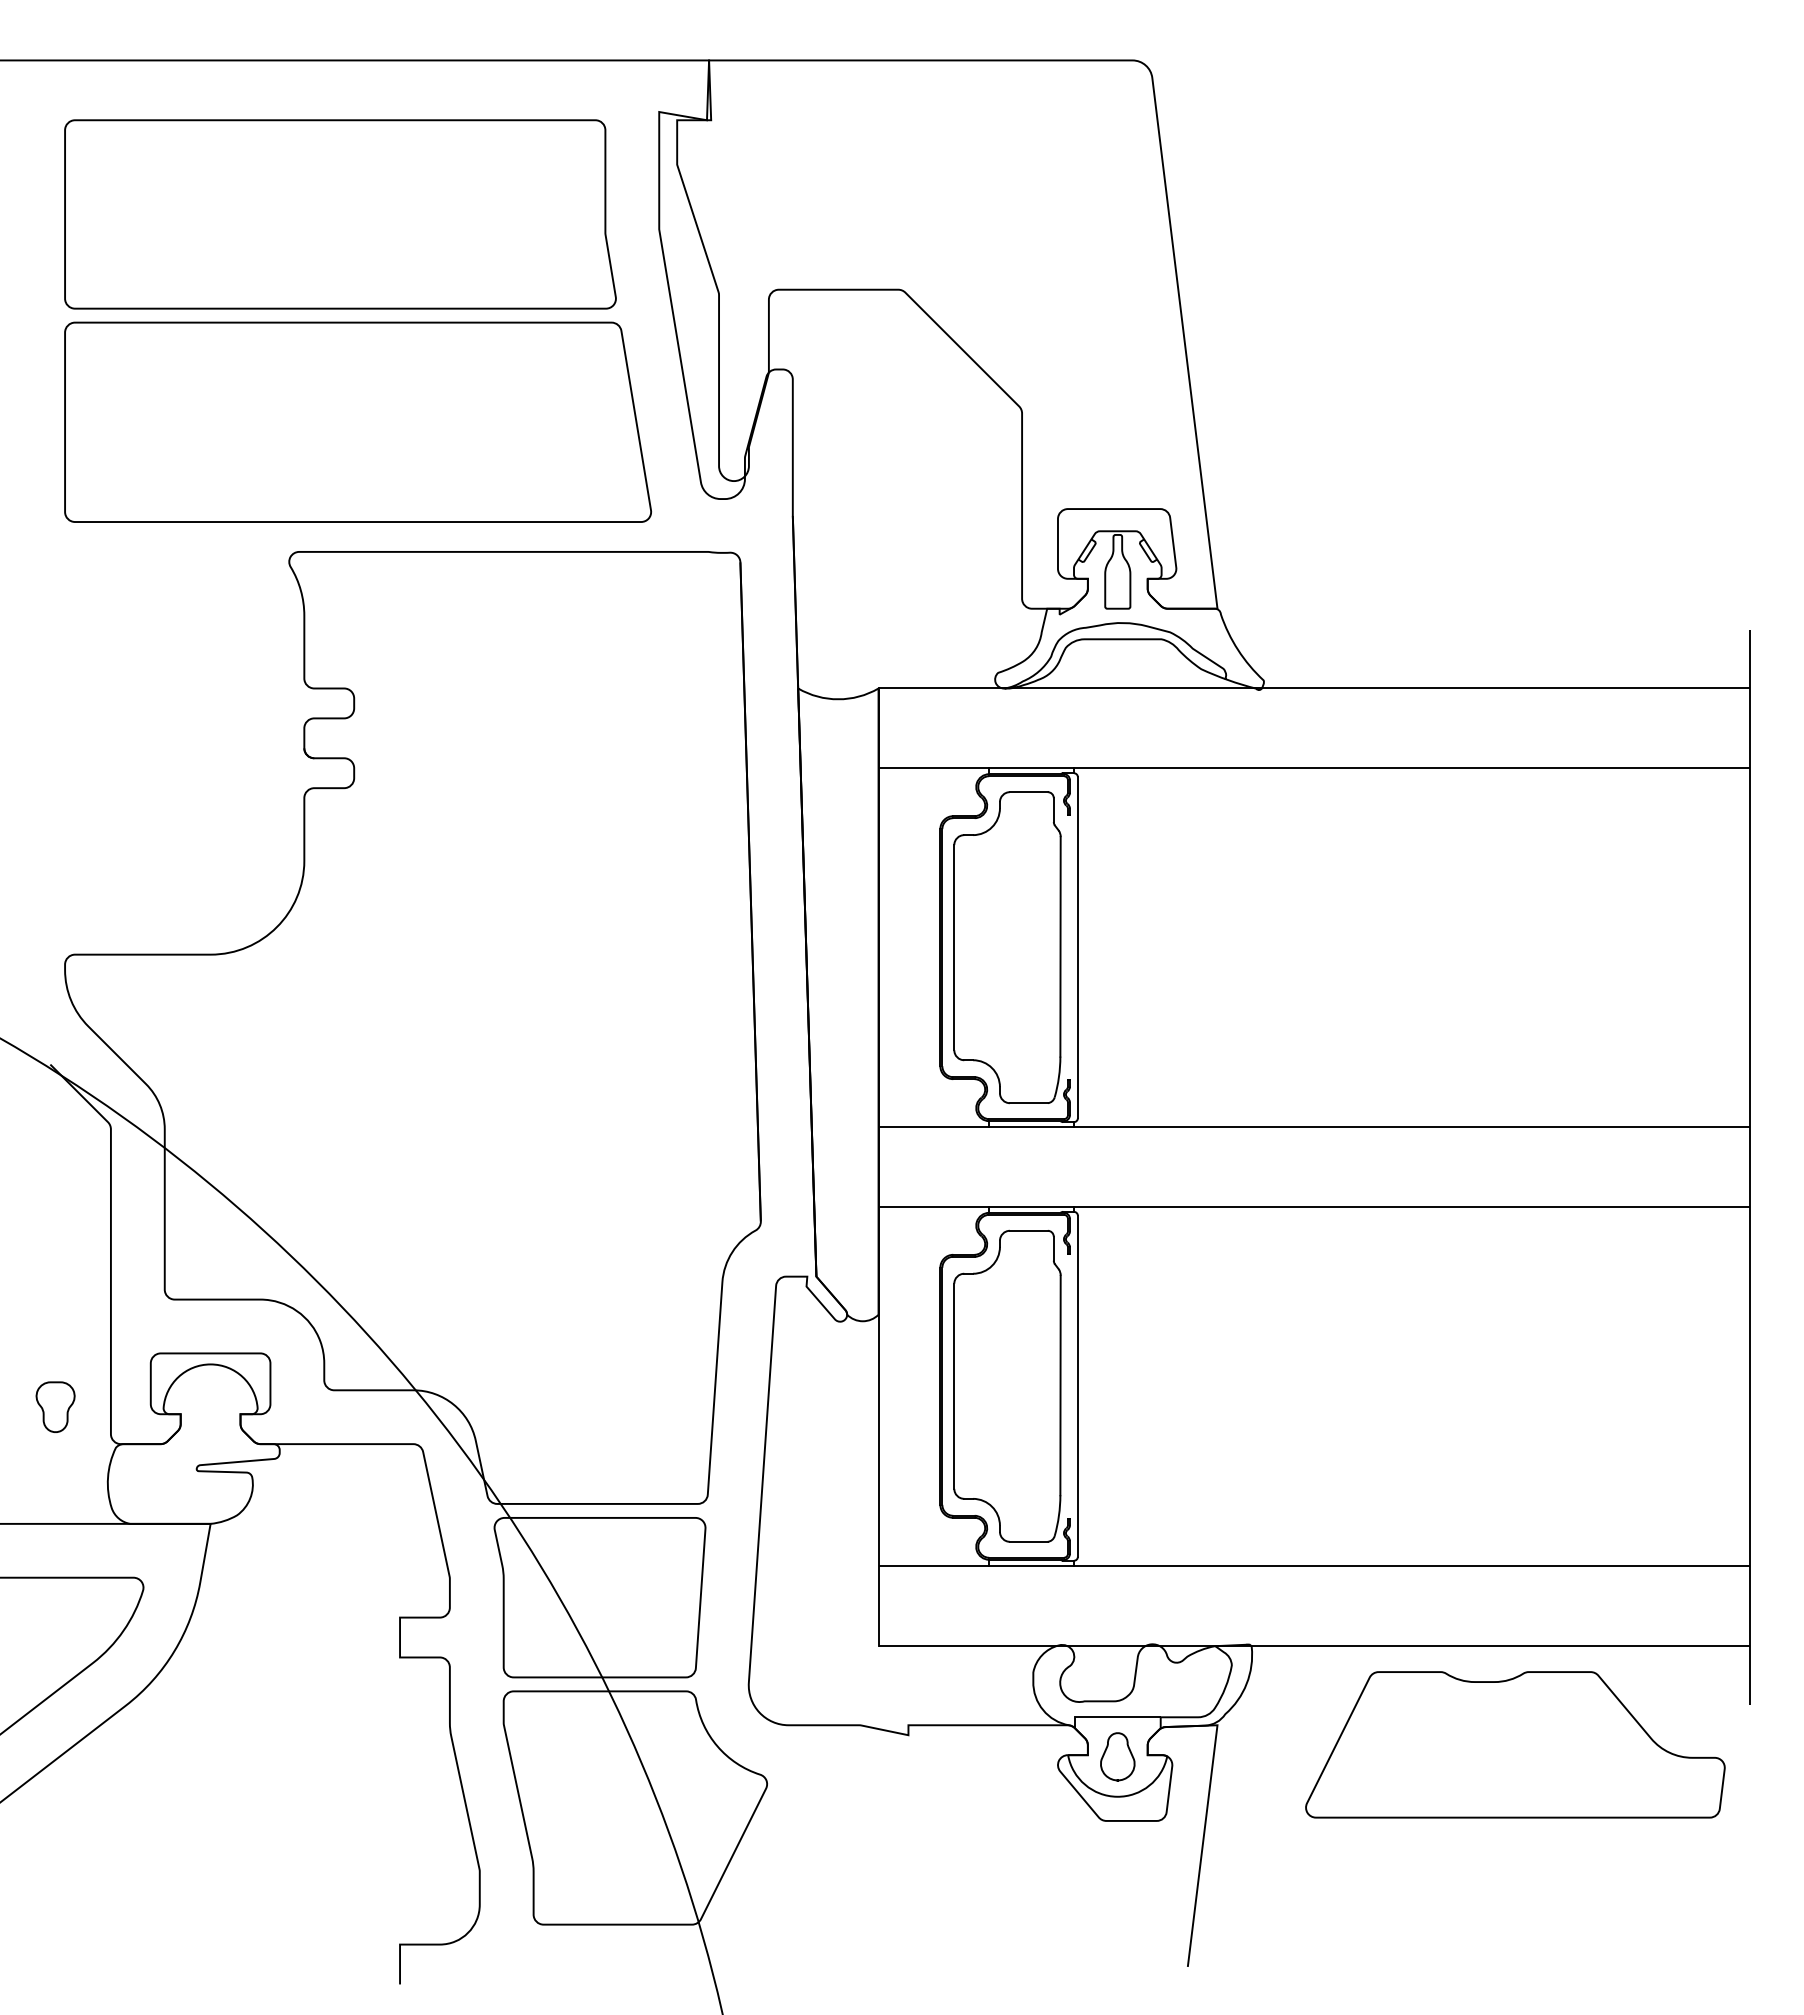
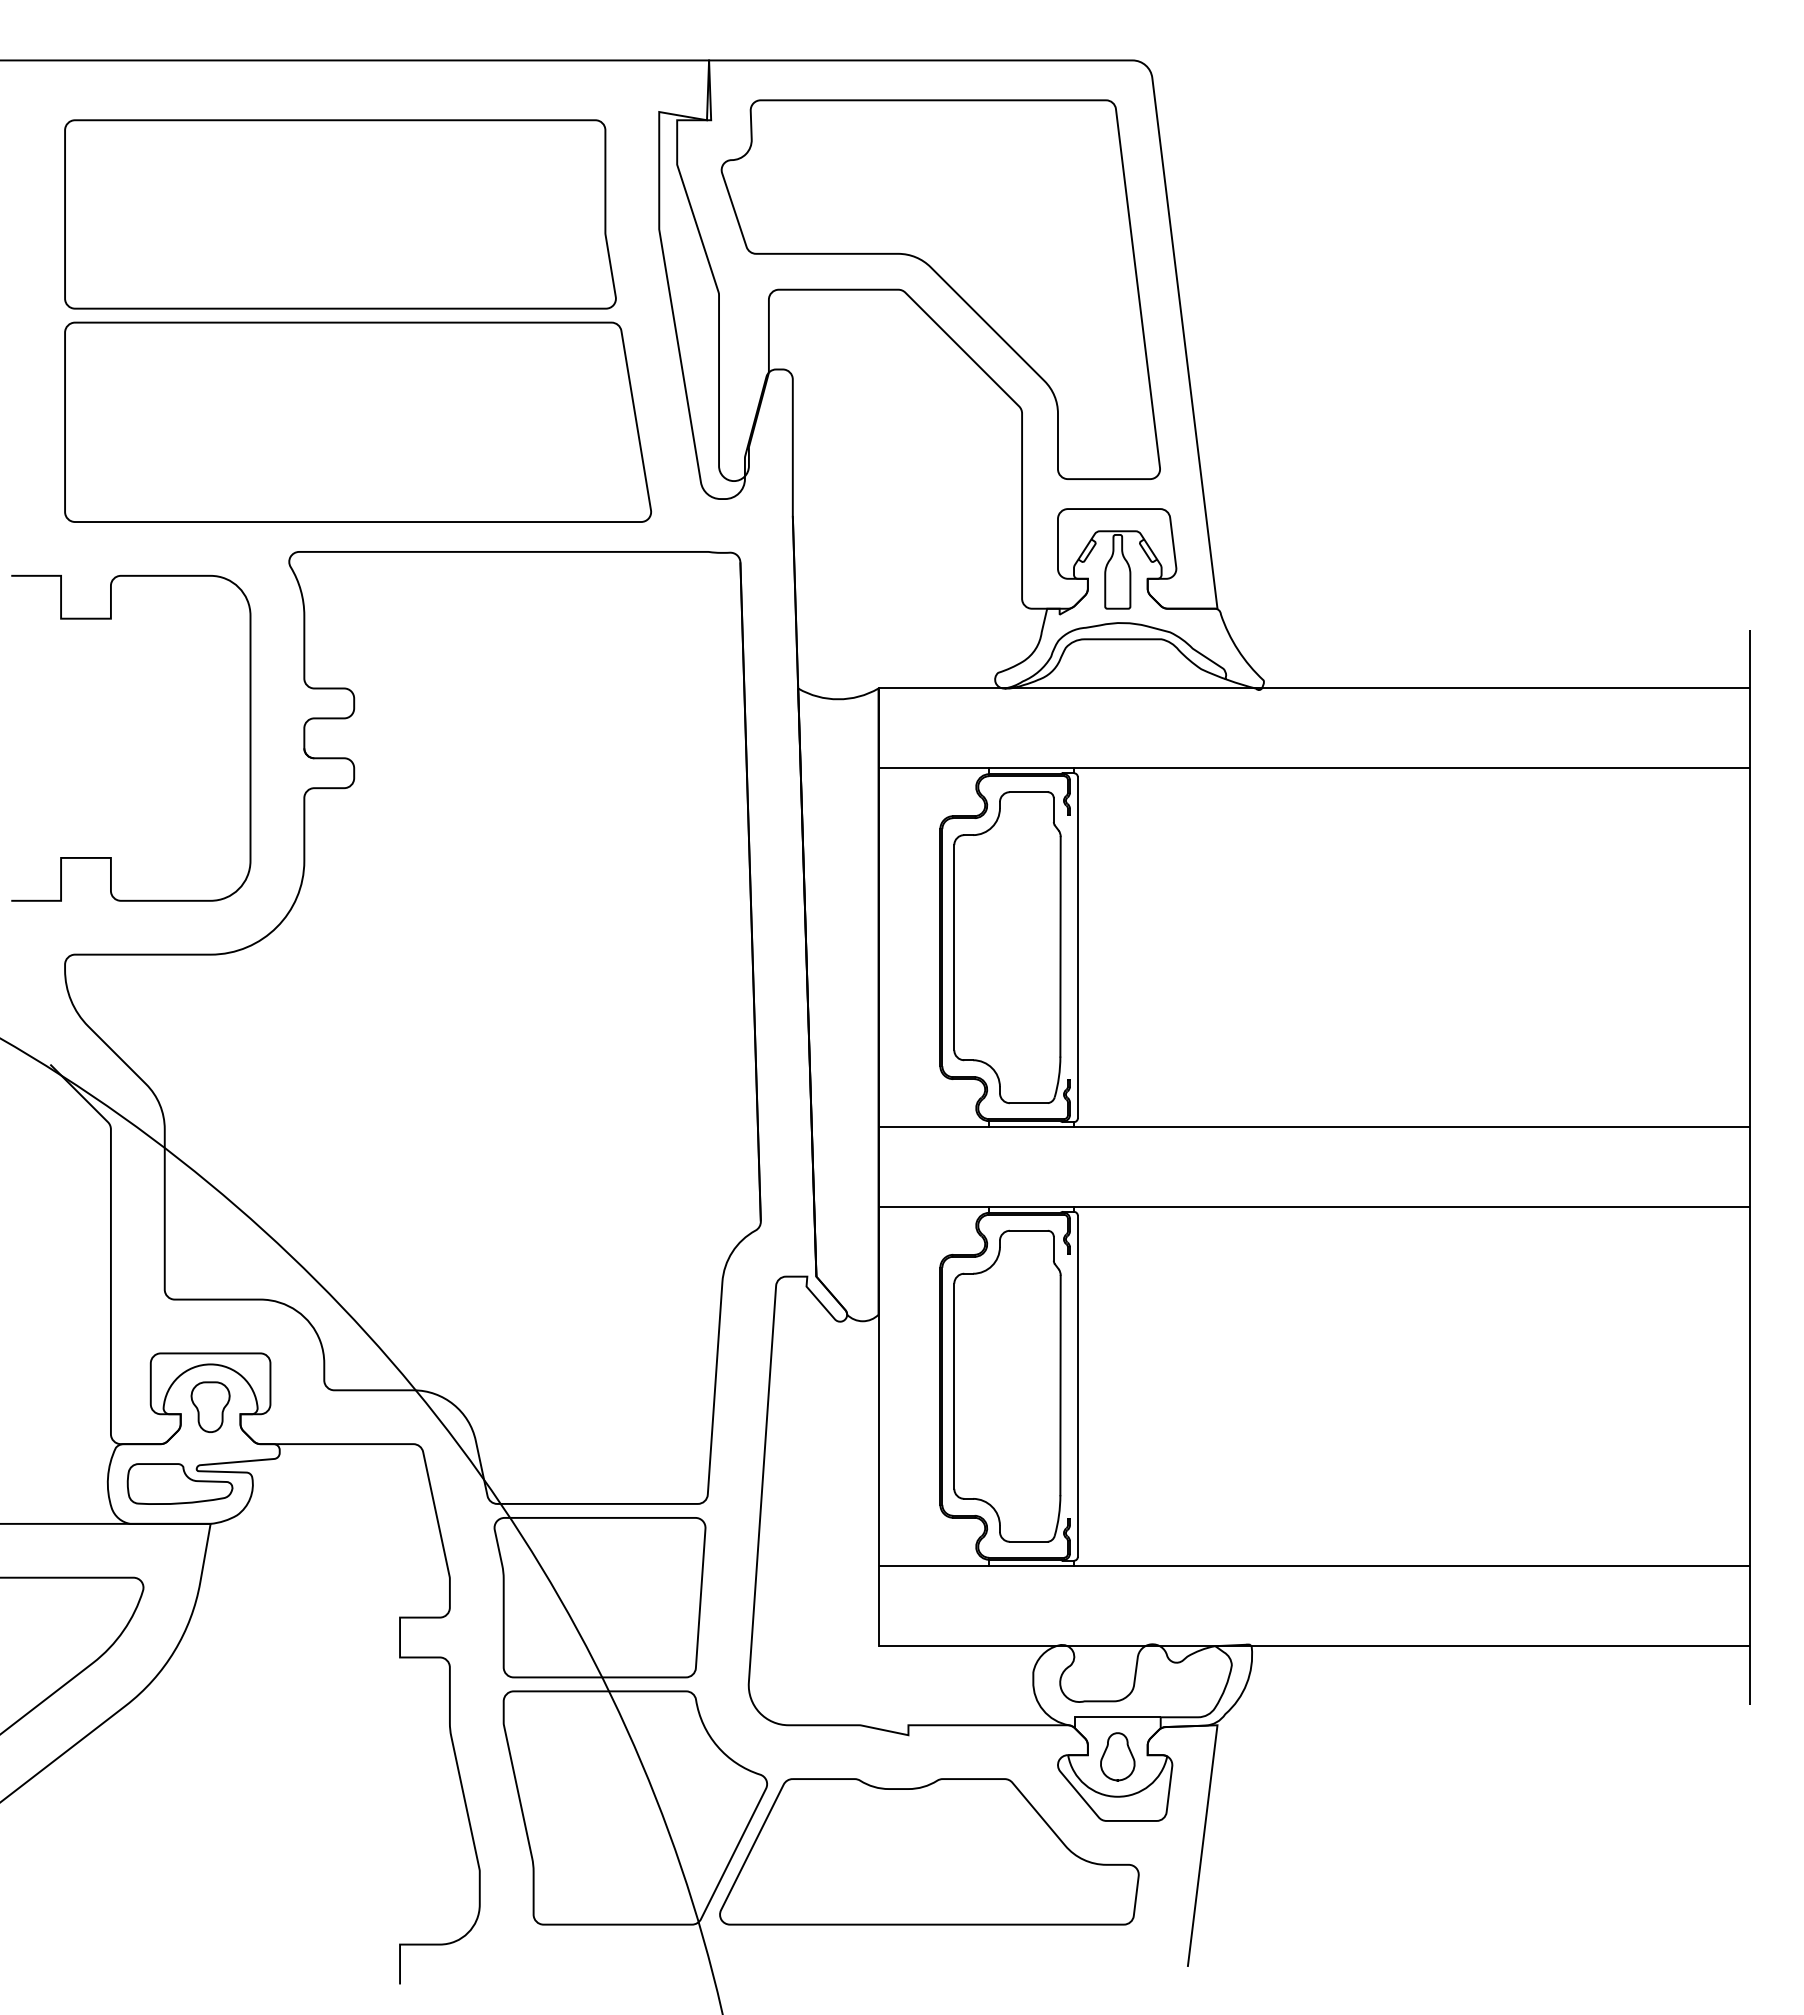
part: none -> present (945, 283)
curve: none -> present (249, 737)
part position: (55, 1406) -> (210, 1406) (210, 1406)
part: none -> present (179, 1483)
part position: (1515, 1744) -> (929, 1851) (929, 1851)
